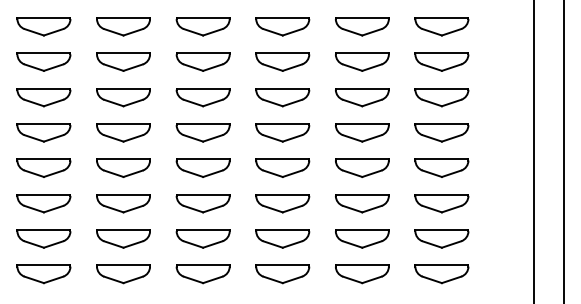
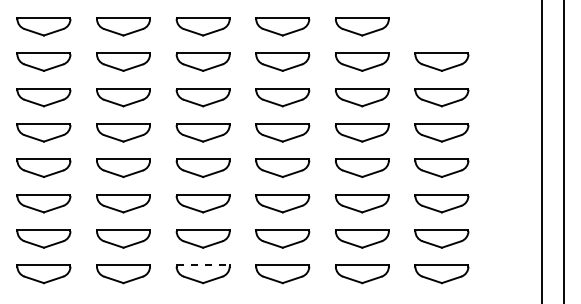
part: present -> none (441, 26)
line position: (534, 151) -> (542, 151) (542, 151)
line: solid -> dashed (203, 265)
